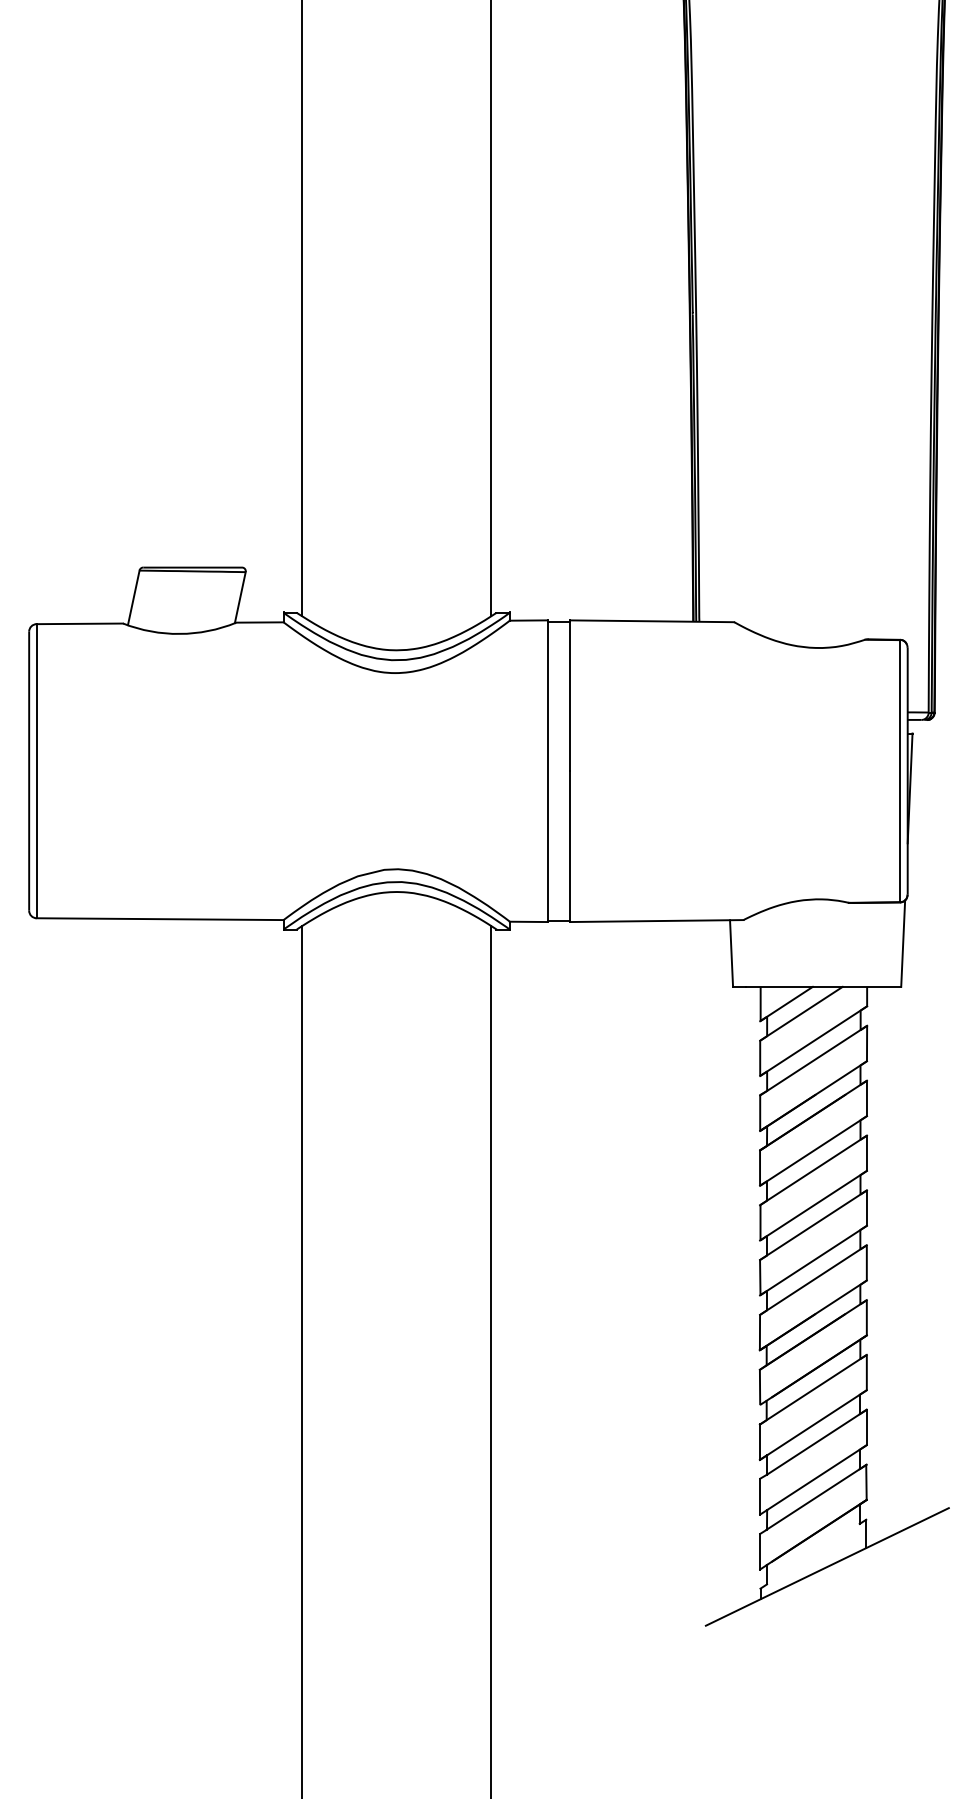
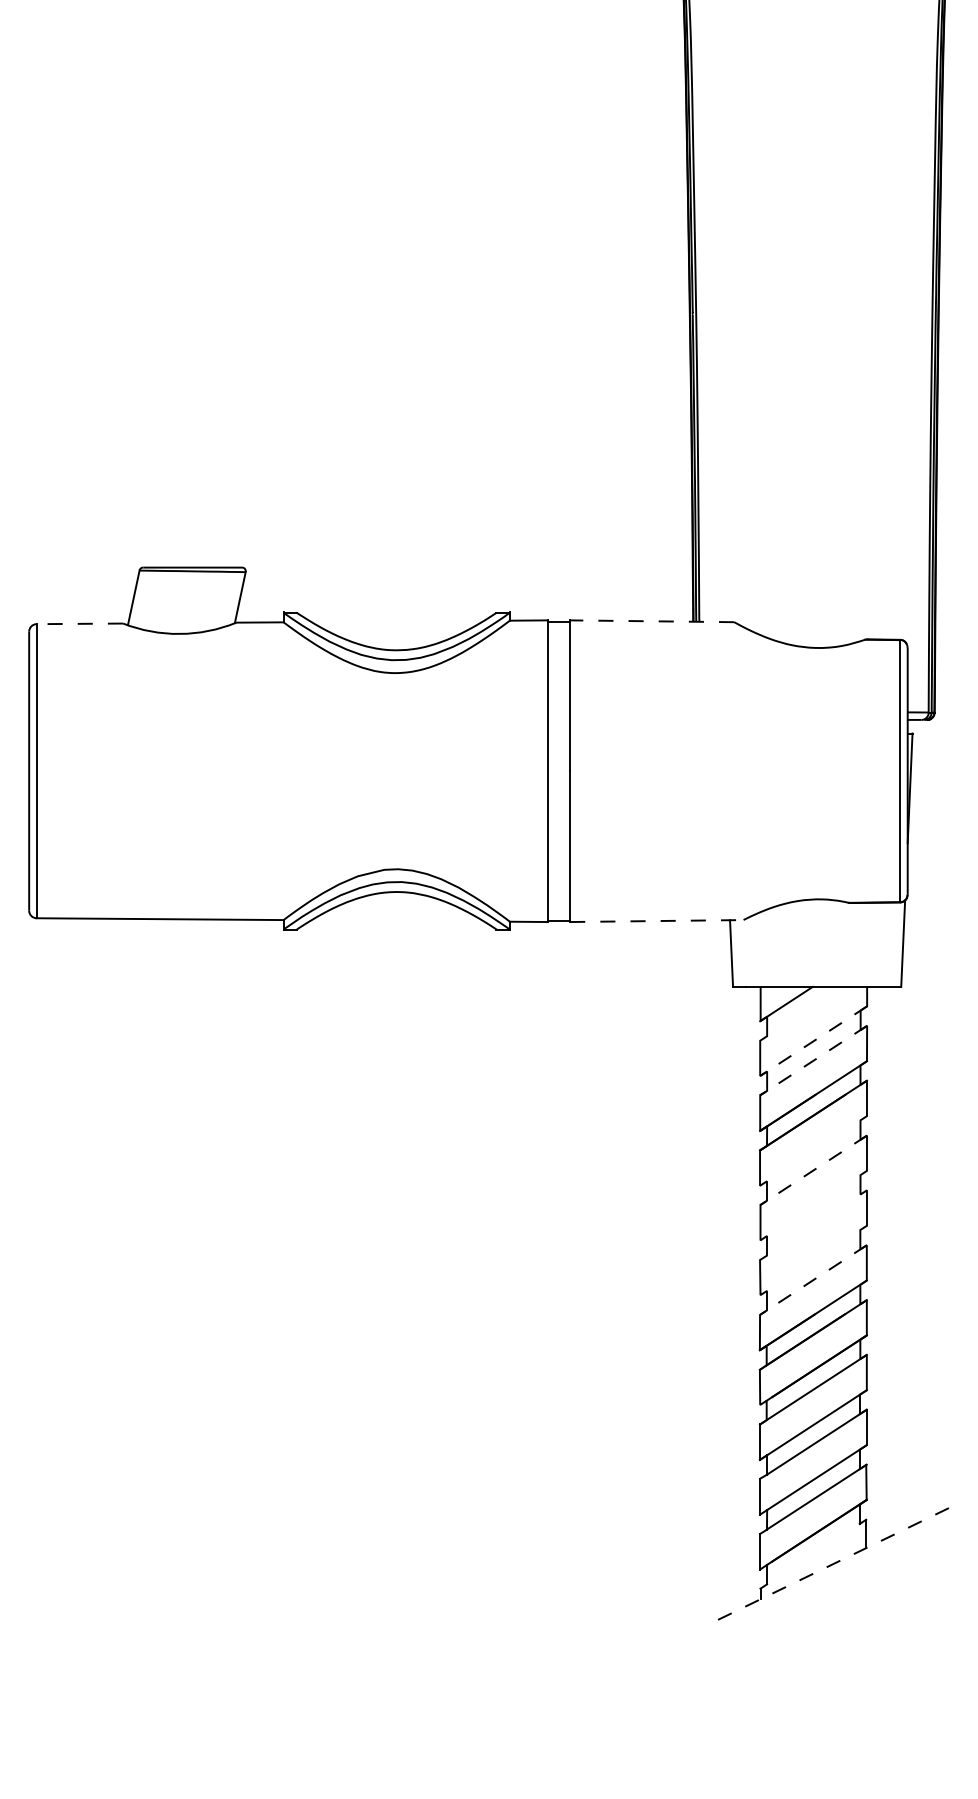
line: present -> none (302, 309)
line: present -> none (490, 309)
line: solid -> dashed (652, 621)
line: solid -> dashed (79, 623)
line: solid -> dashed (656, 921)
line: present -> none (801, 1013)
line: solid -> dashed (813, 1041)
line: solid -> dashed (813, 1060)
line: present -> none (813, 1150)
line: solid -> dashed (813, 1170)
line: present -> none (813, 1205)
line: present -> none (813, 1225)
line: present -> none (813, 1260)
line: solid -> dashed (813, 1280)
line: present -> none (302, 1360)
line: present -> none (490, 1360)
line: solid -> dashed (827, 1566)
